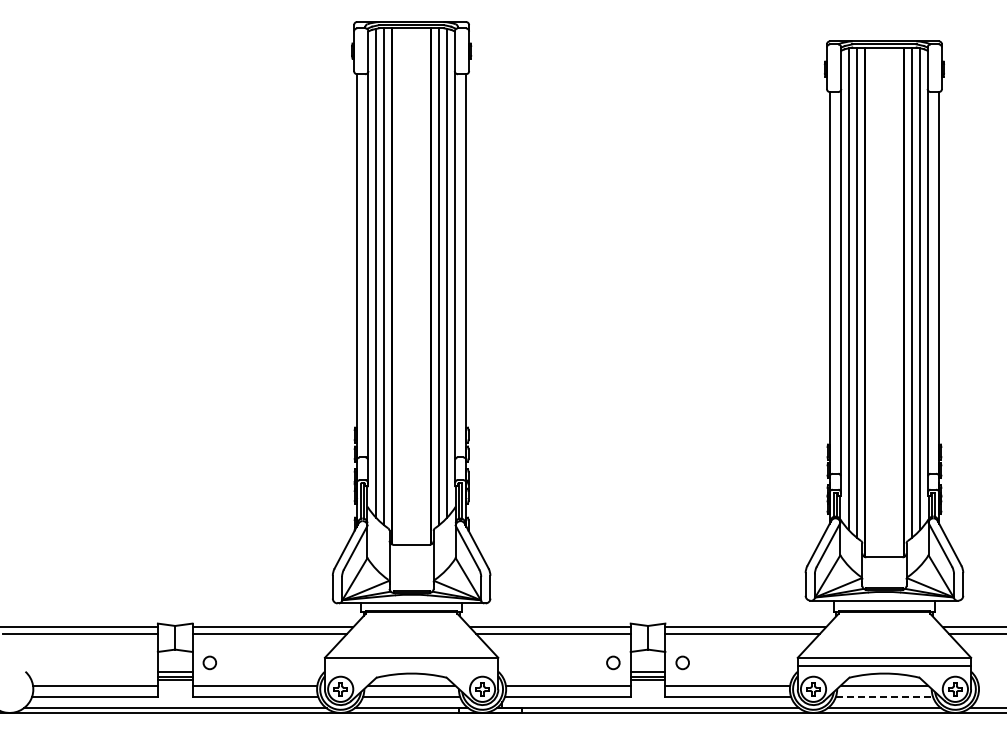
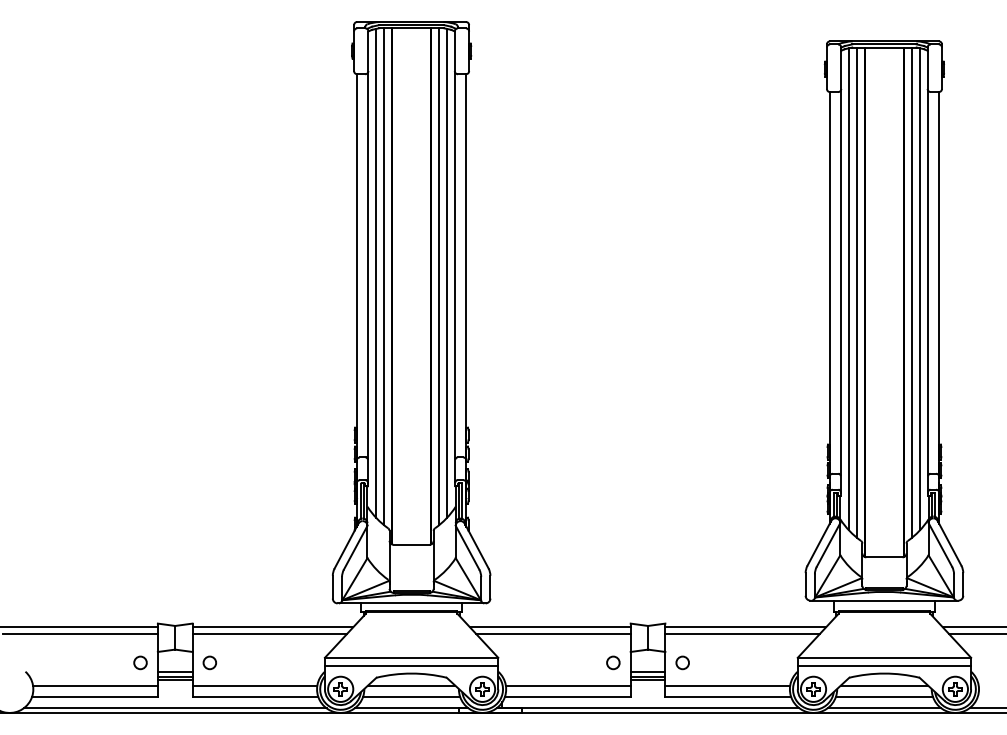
circle: none -> present (140, 662)
line: none -> present (411, 665)
line: dashed -> solid (884, 697)
